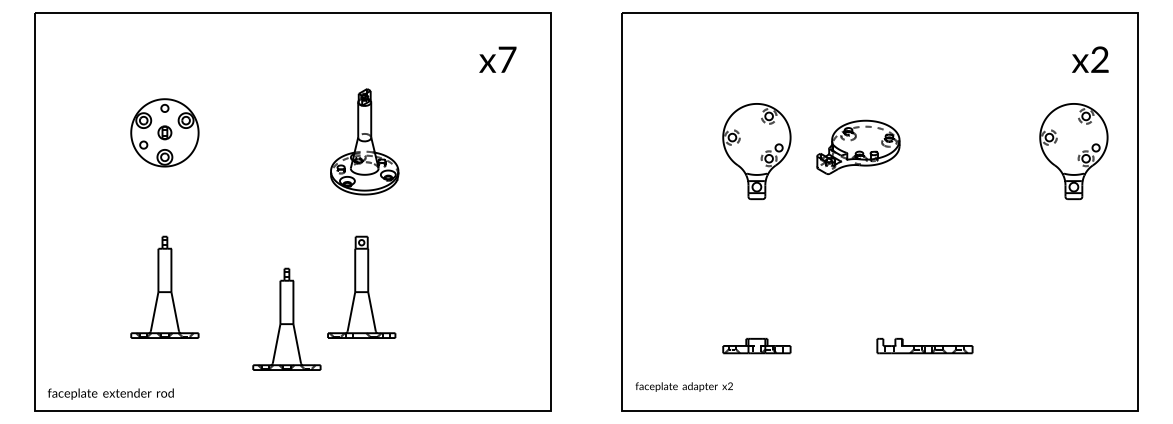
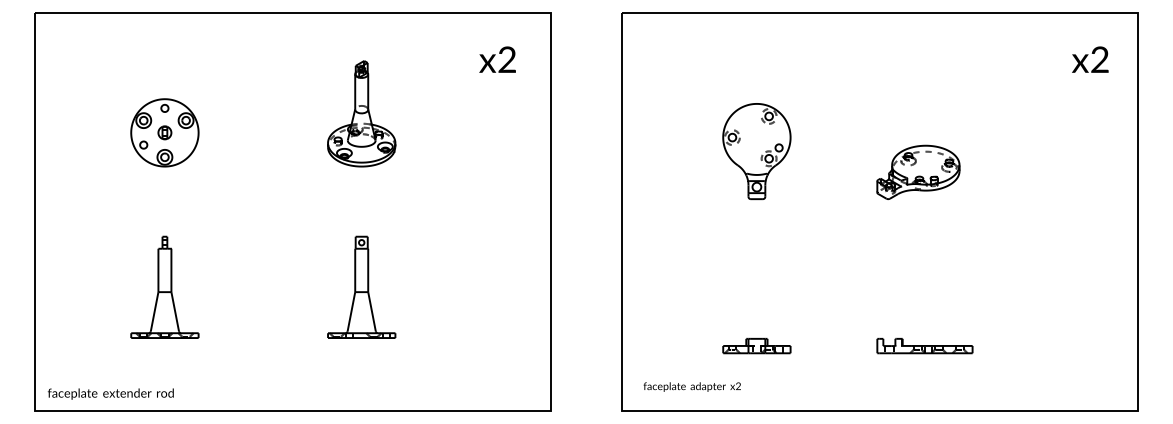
text: x7 -> x2 (507, 59)
part position: (364, 141) -> (361, 113) (361, 113)
part position: (858, 146) -> (918, 171) (918, 171)
part: present -> none (1073, 151)
part: present -> none (286, 318)
text position: (683, 386) -> (691, 386) (691, 386)
